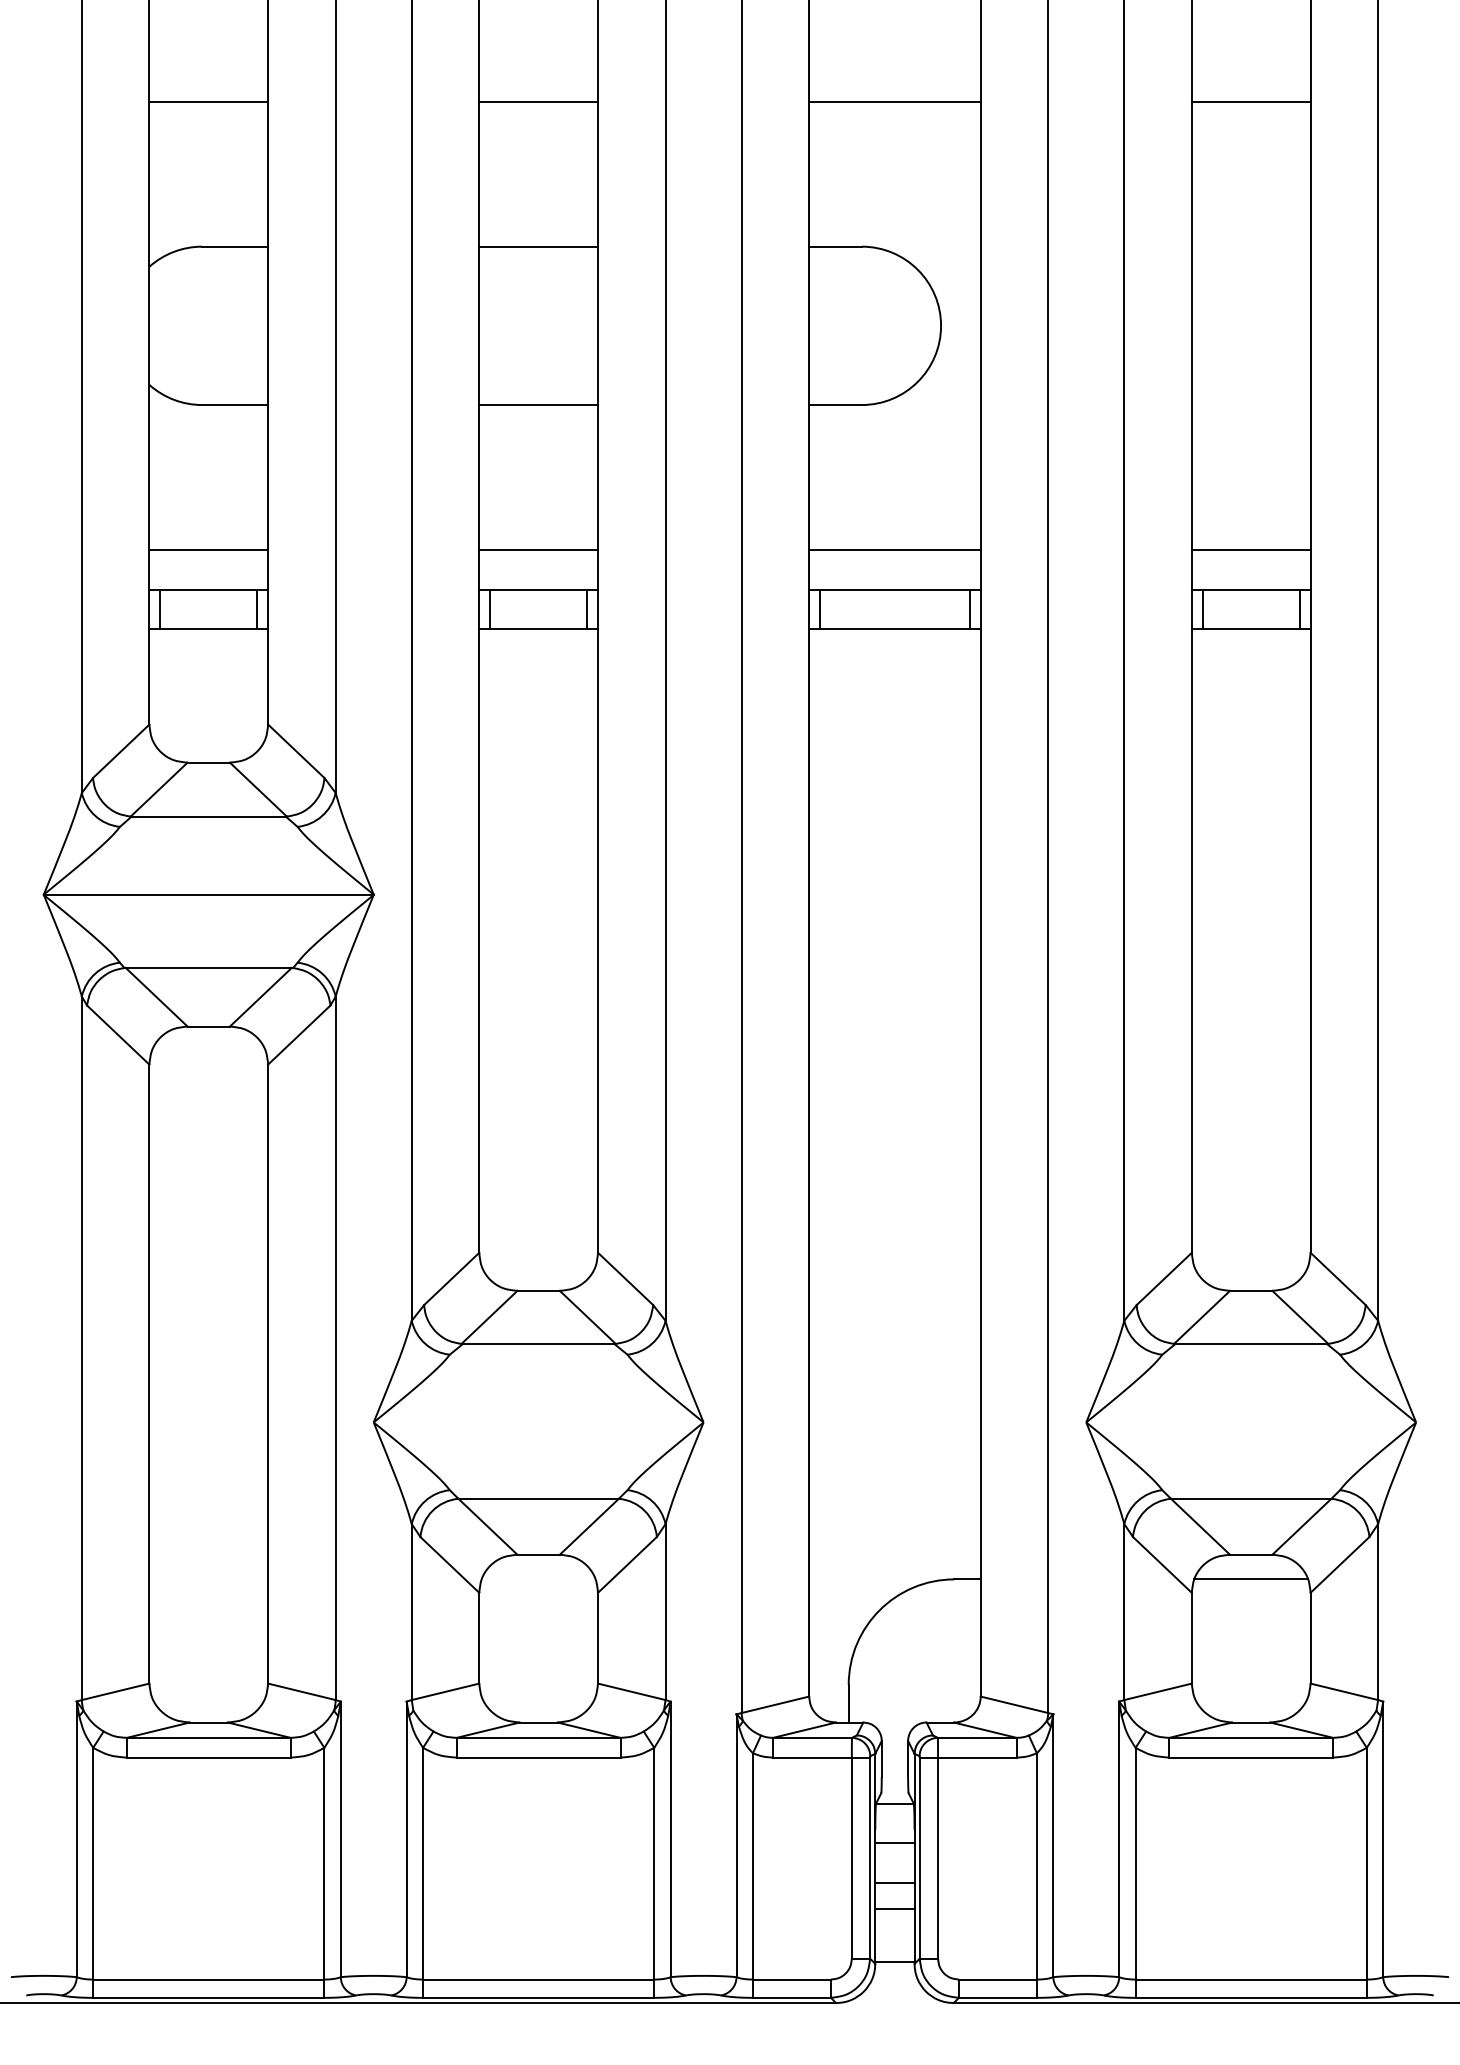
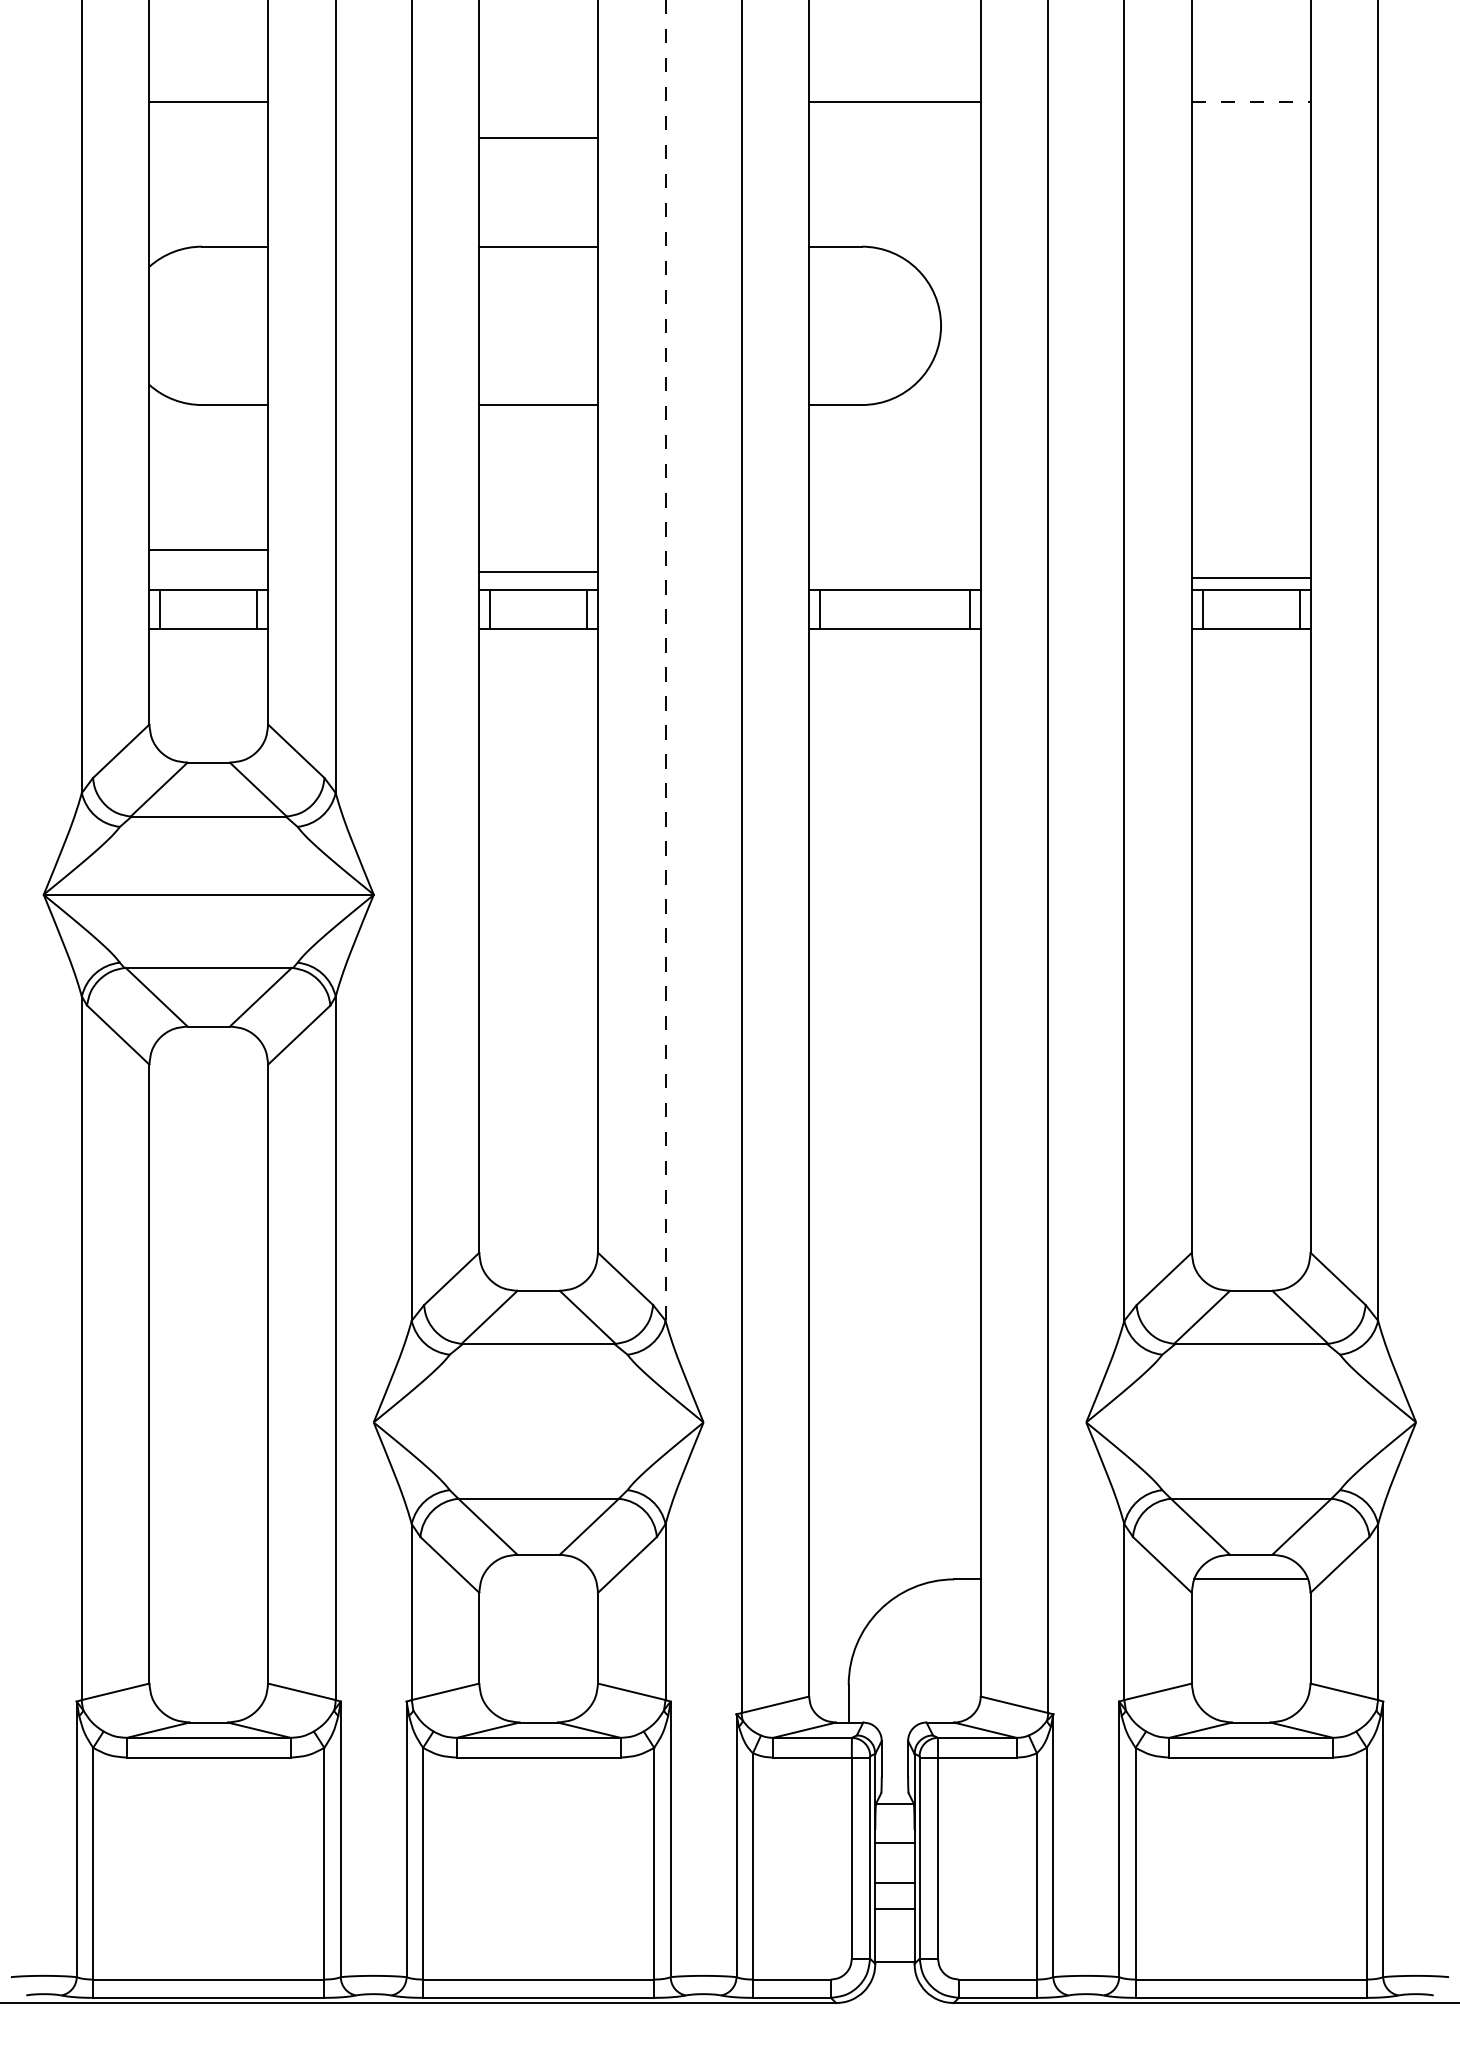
line position: (538, 101) -> (538, 137) (538, 137)
line: solid -> dashed (1251, 101)
line position: (538, 550) -> (538, 572) (538, 572)
line: present -> none (894, 550)
line position: (1250, 550) -> (1250, 578) (1250, 578)
line: solid -> dashed (665, 661)
